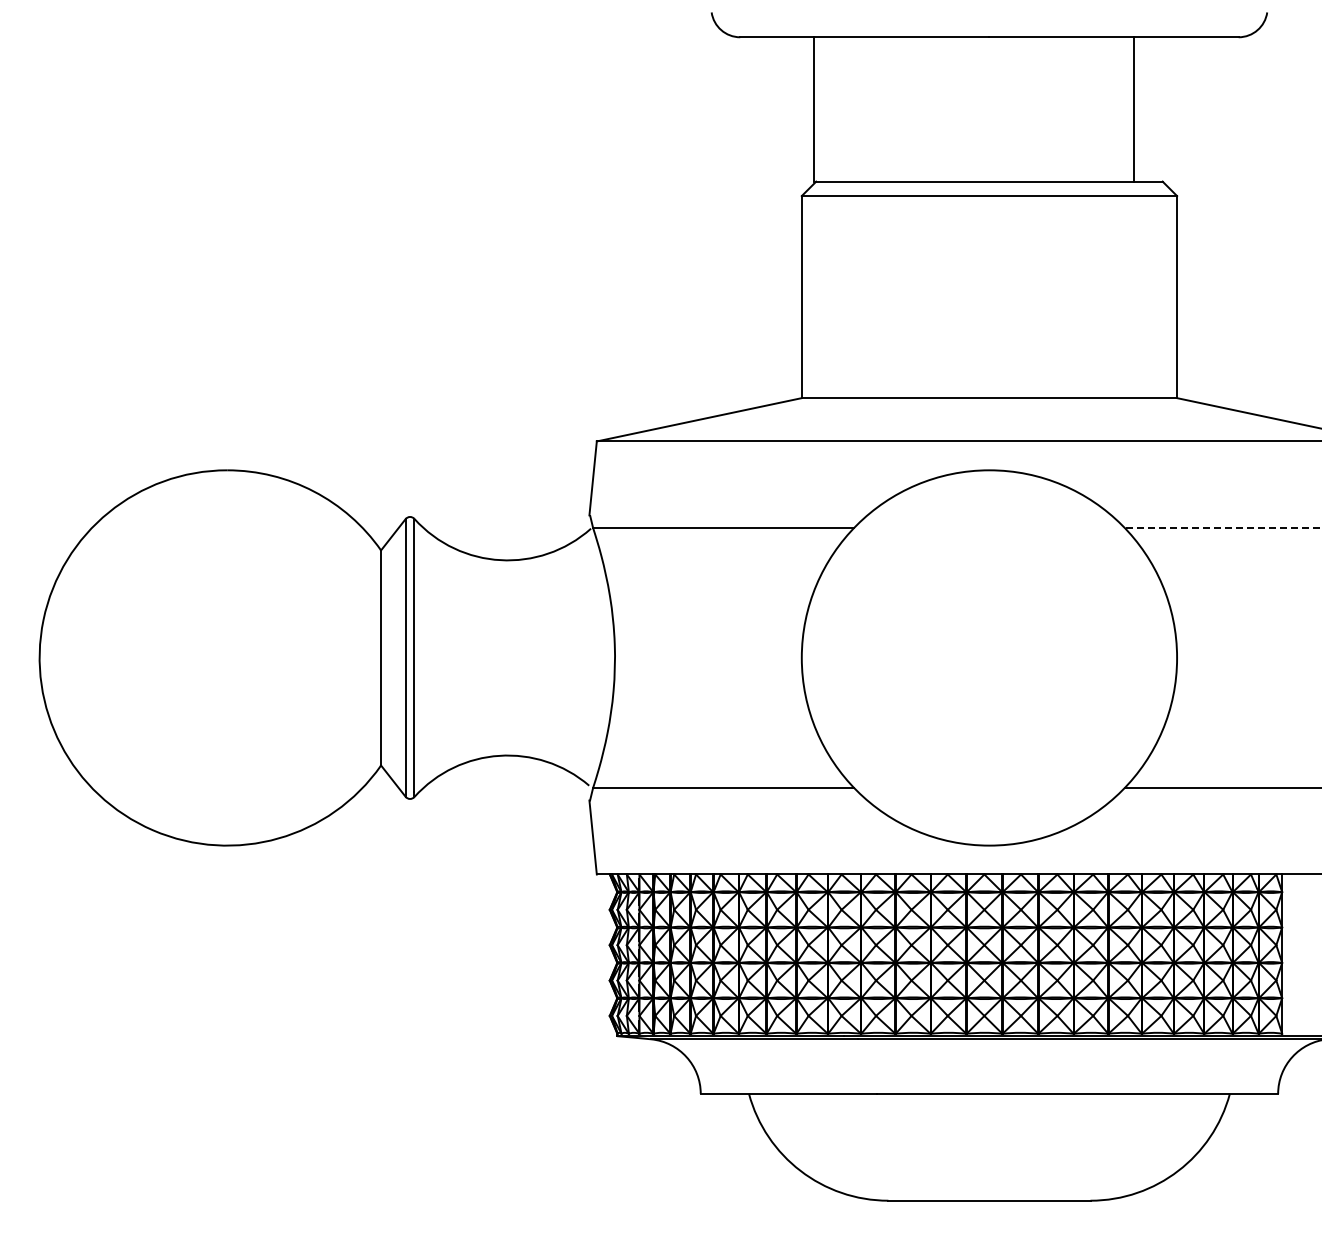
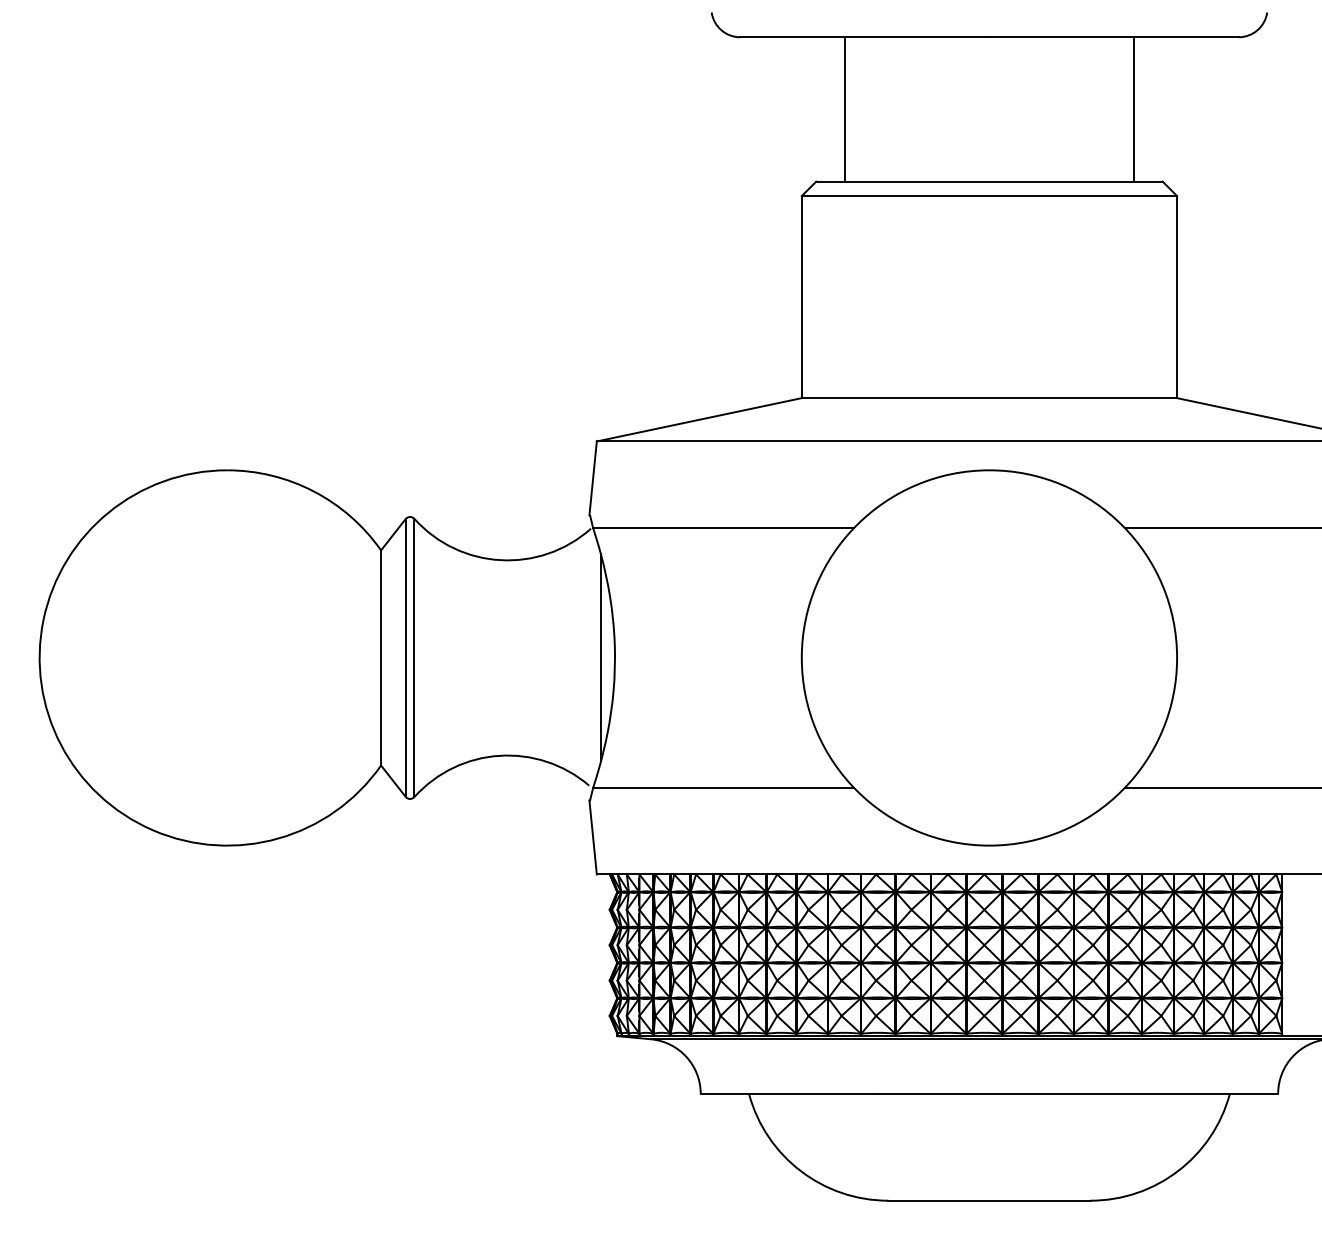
line position: (814, 109) -> (845, 109) (845, 109)
line: dashed -> solid (1222, 528)
line: none -> present (601, 656)
